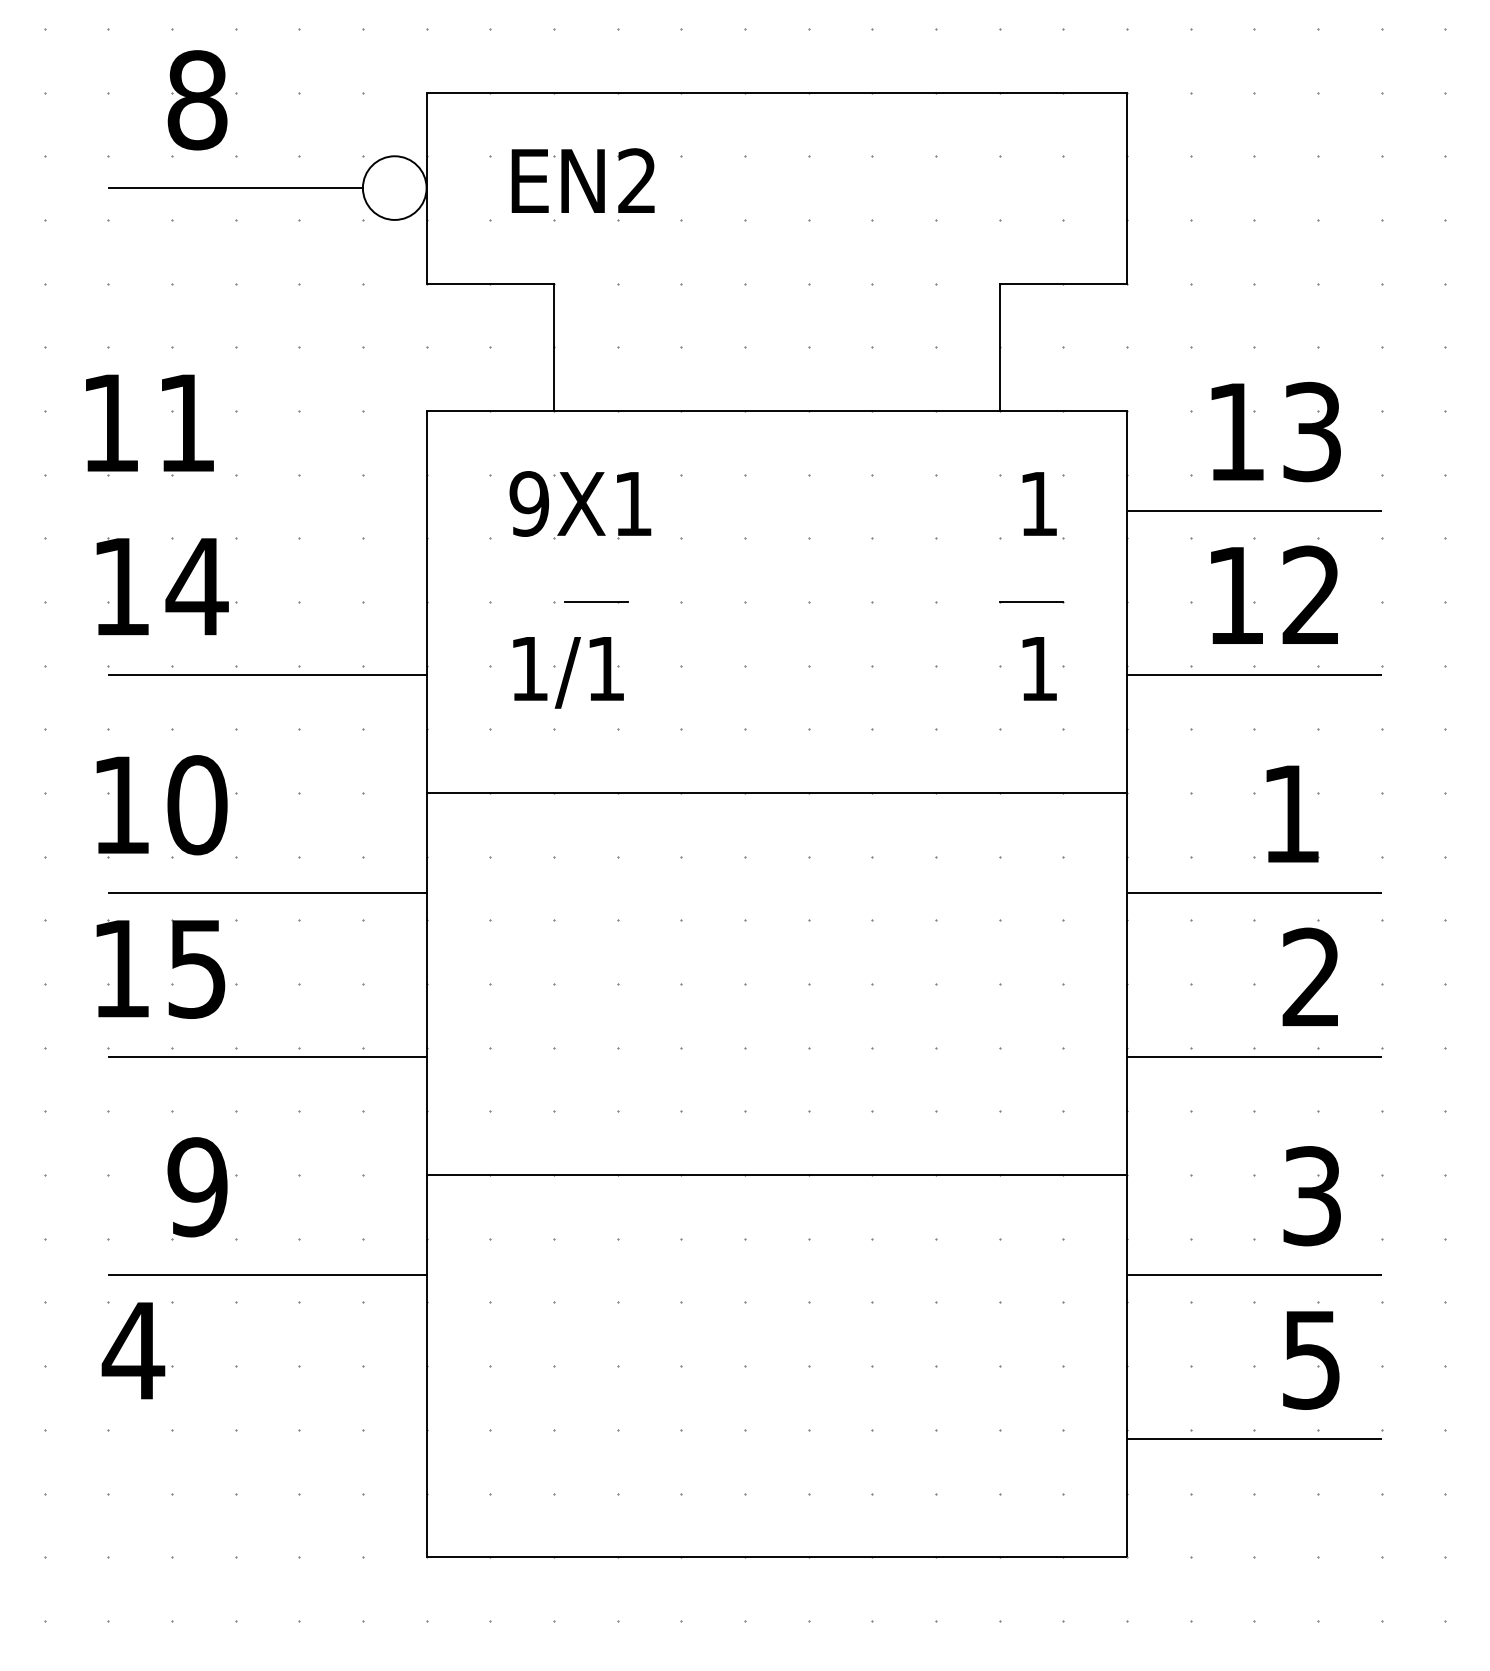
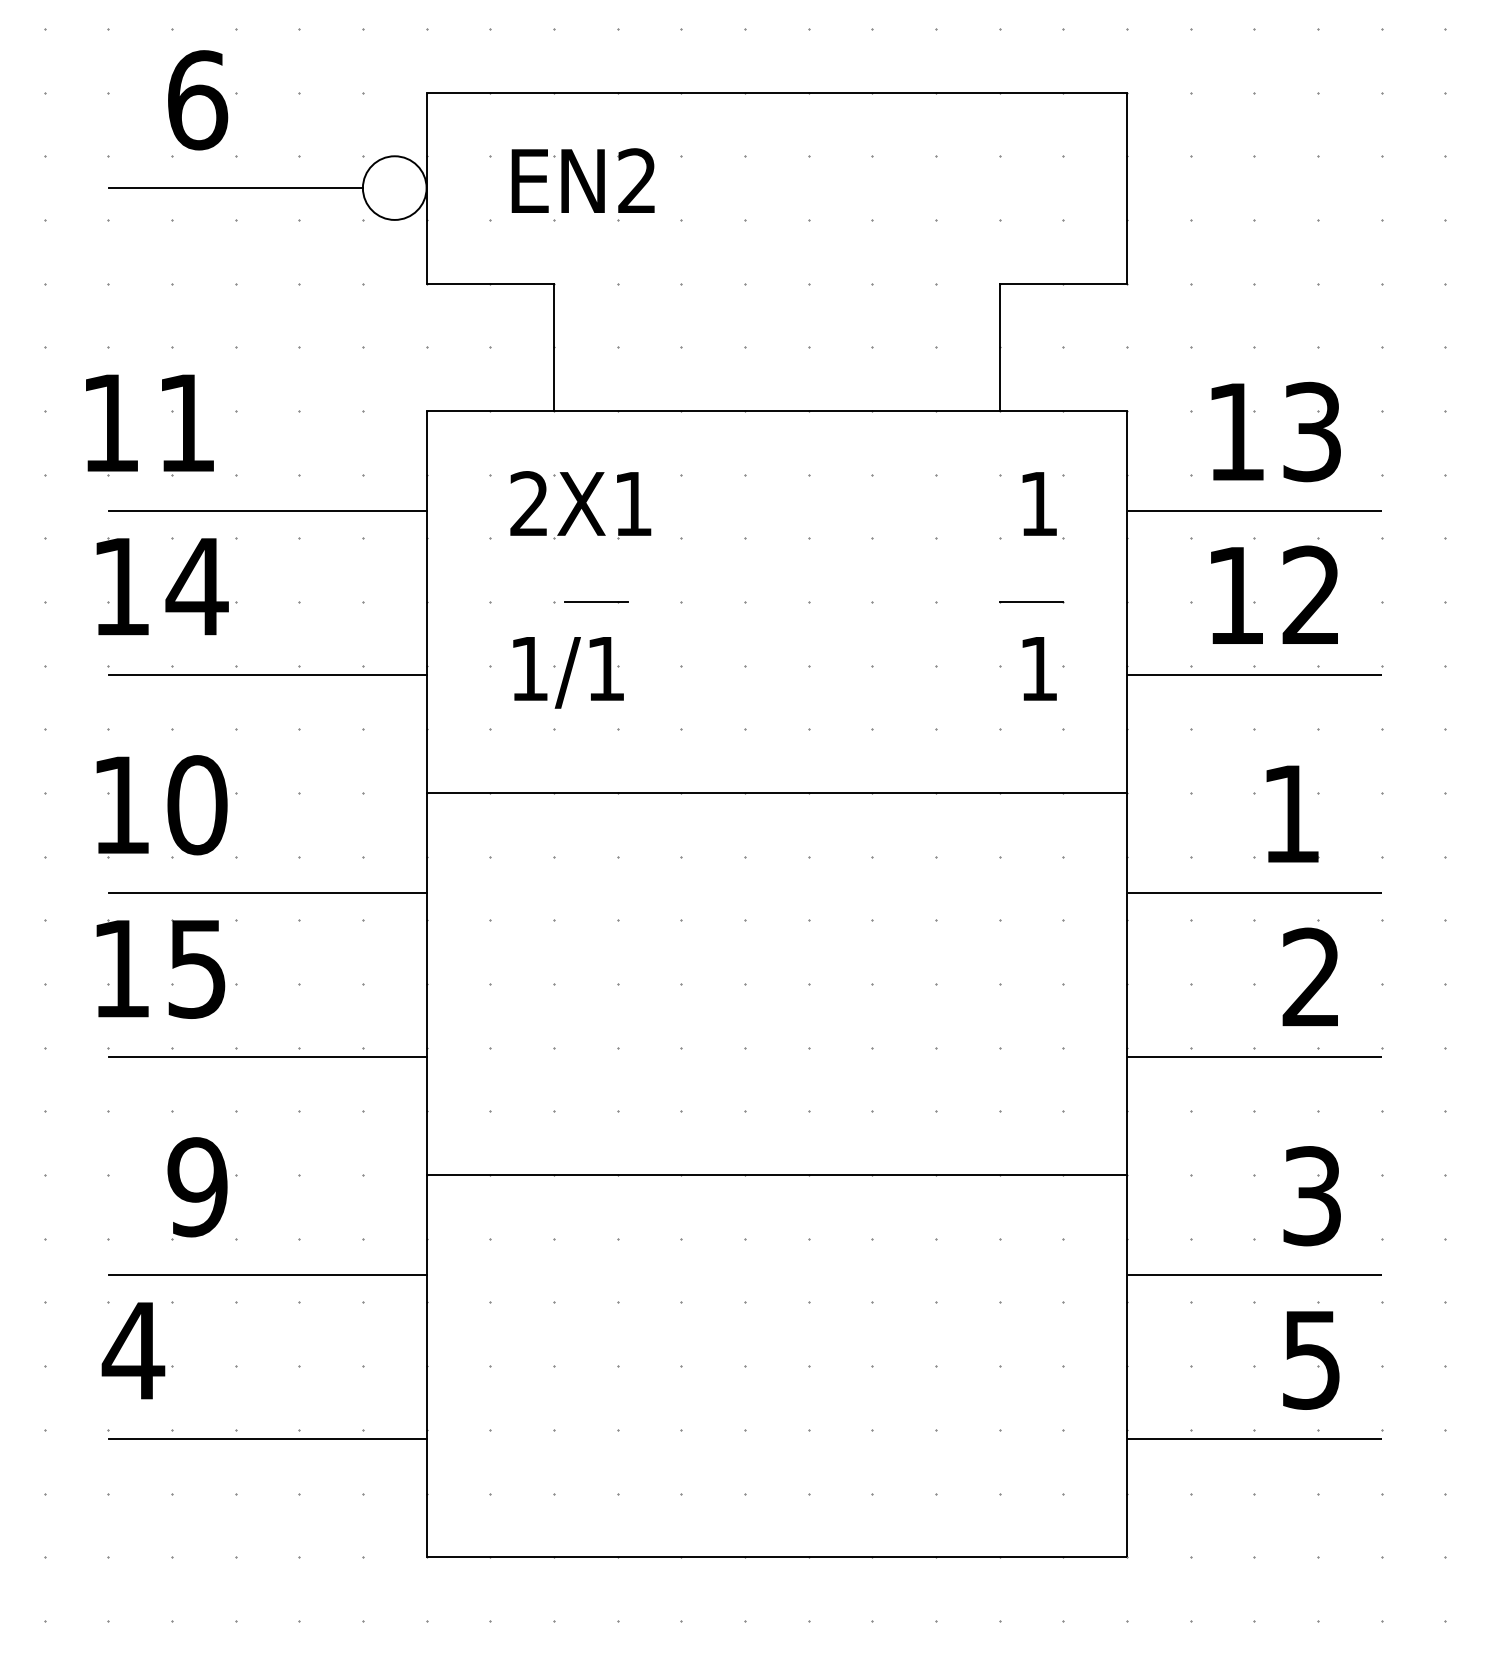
text: 8 -> 6 (197, 100)
text: 9X1 -> 2X1 (529, 503)
line: none -> present (267, 510)
line: none -> present (267, 1438)
